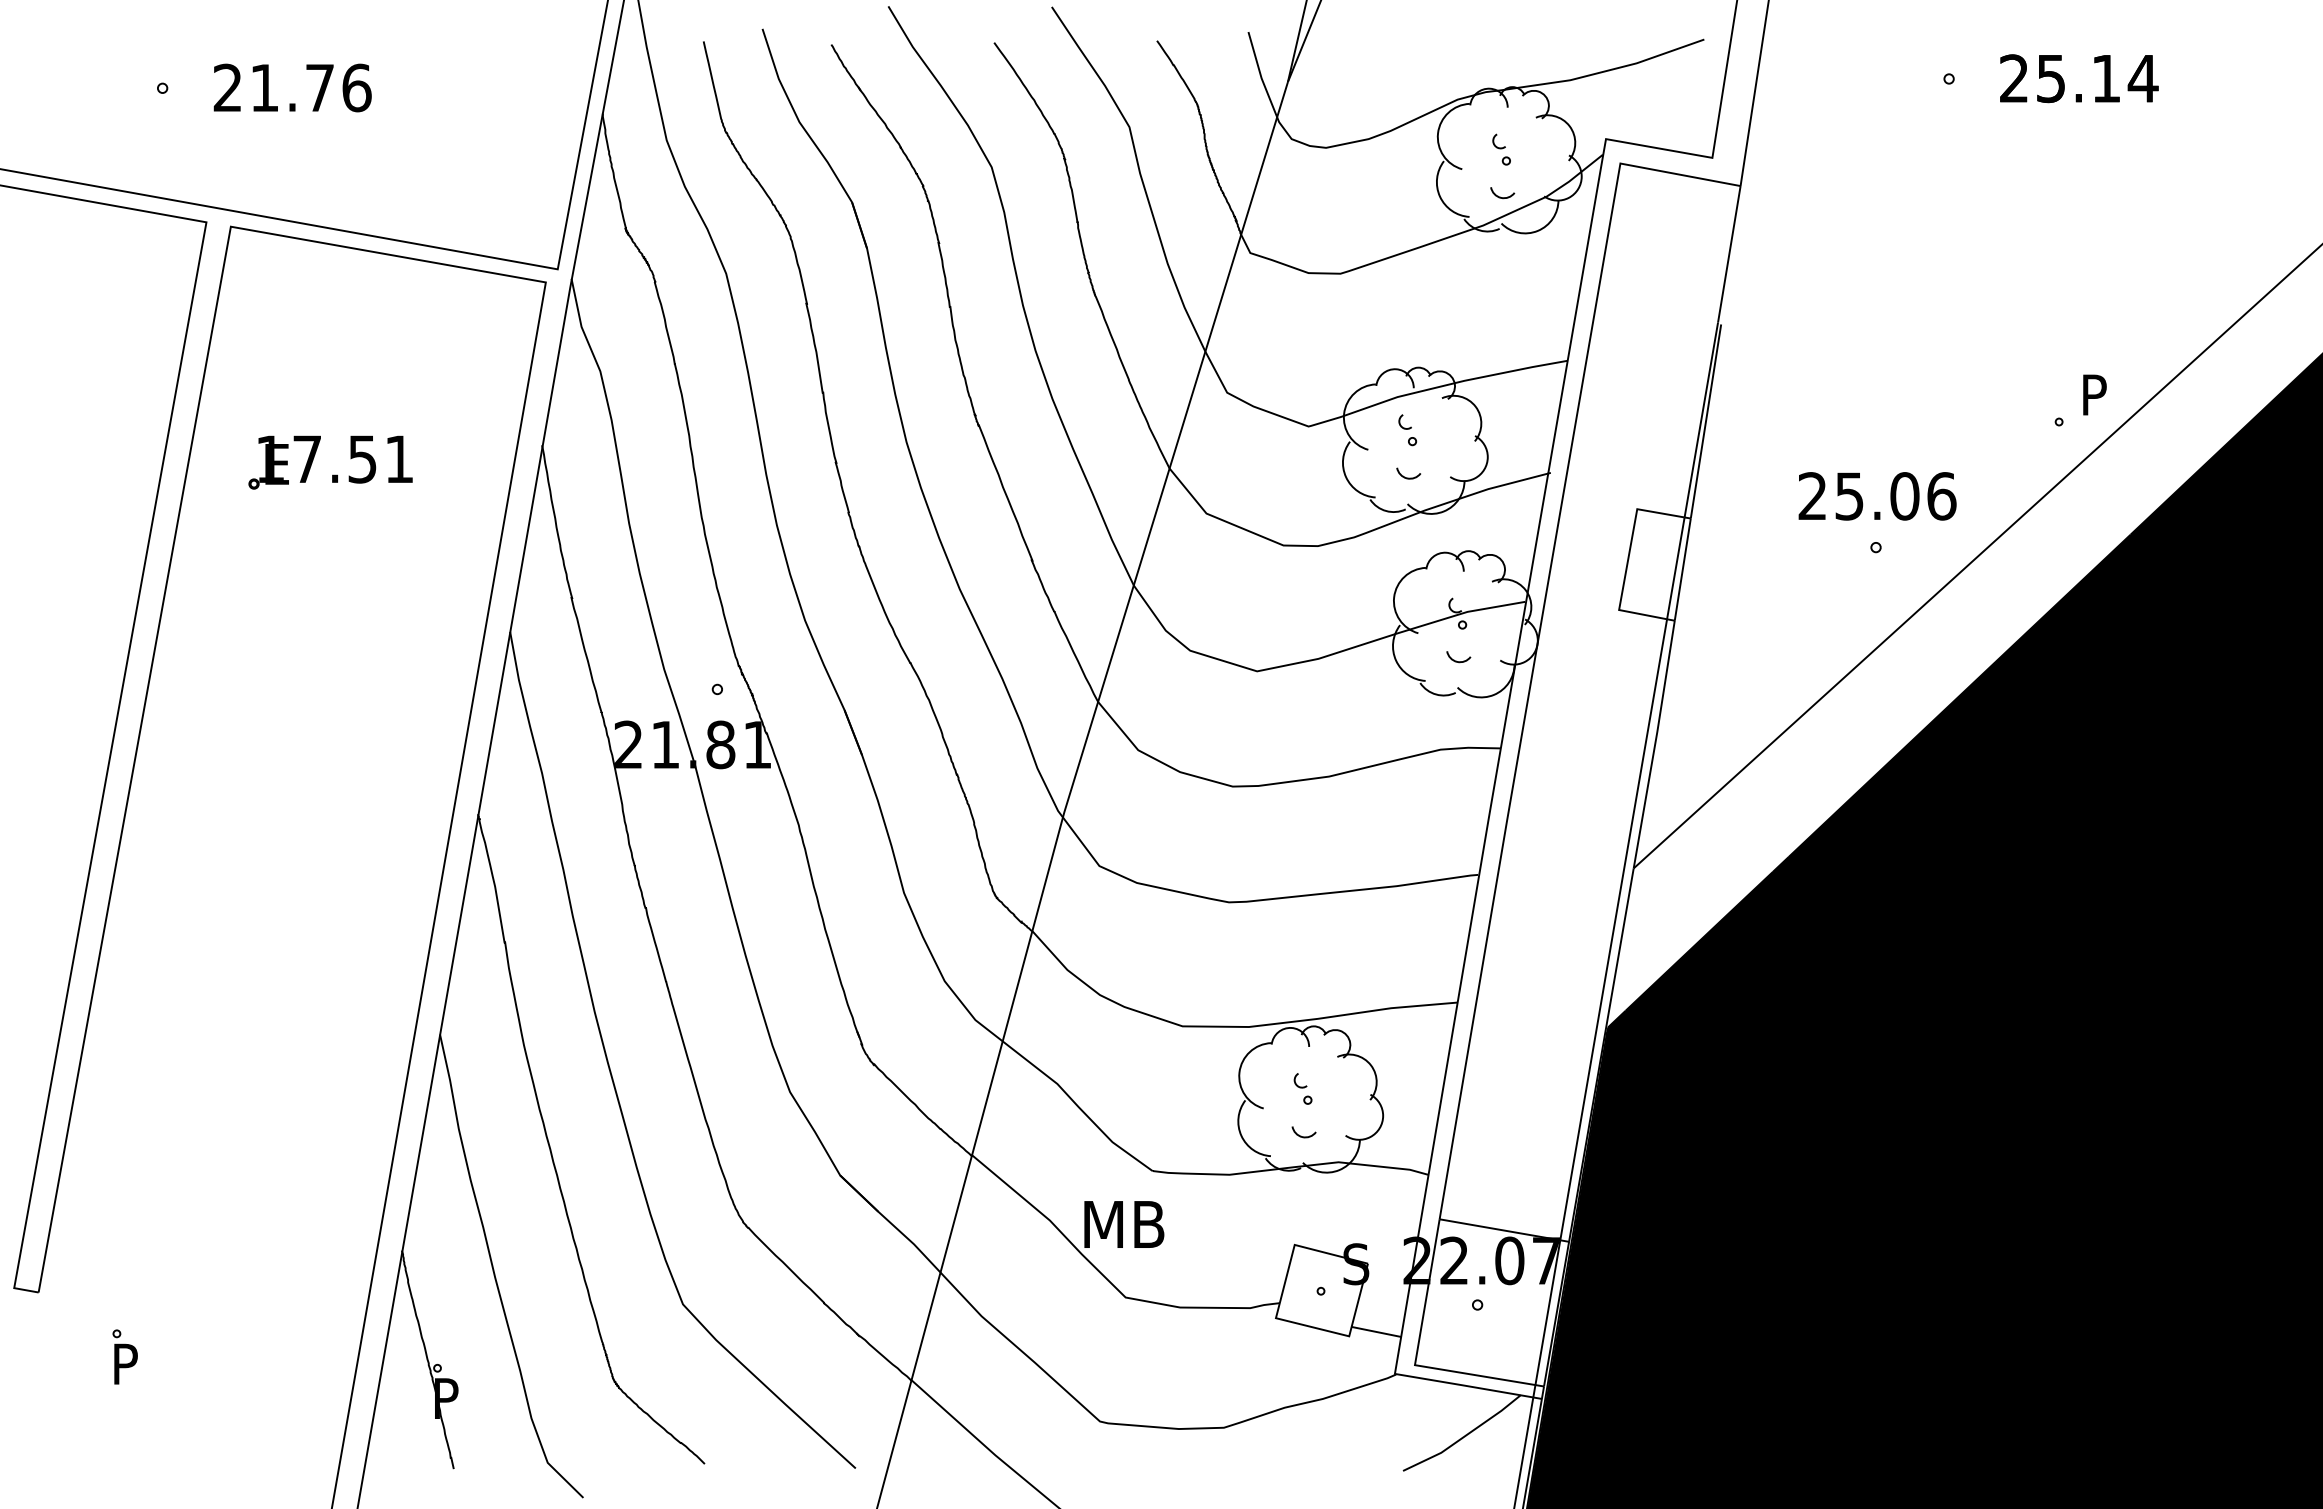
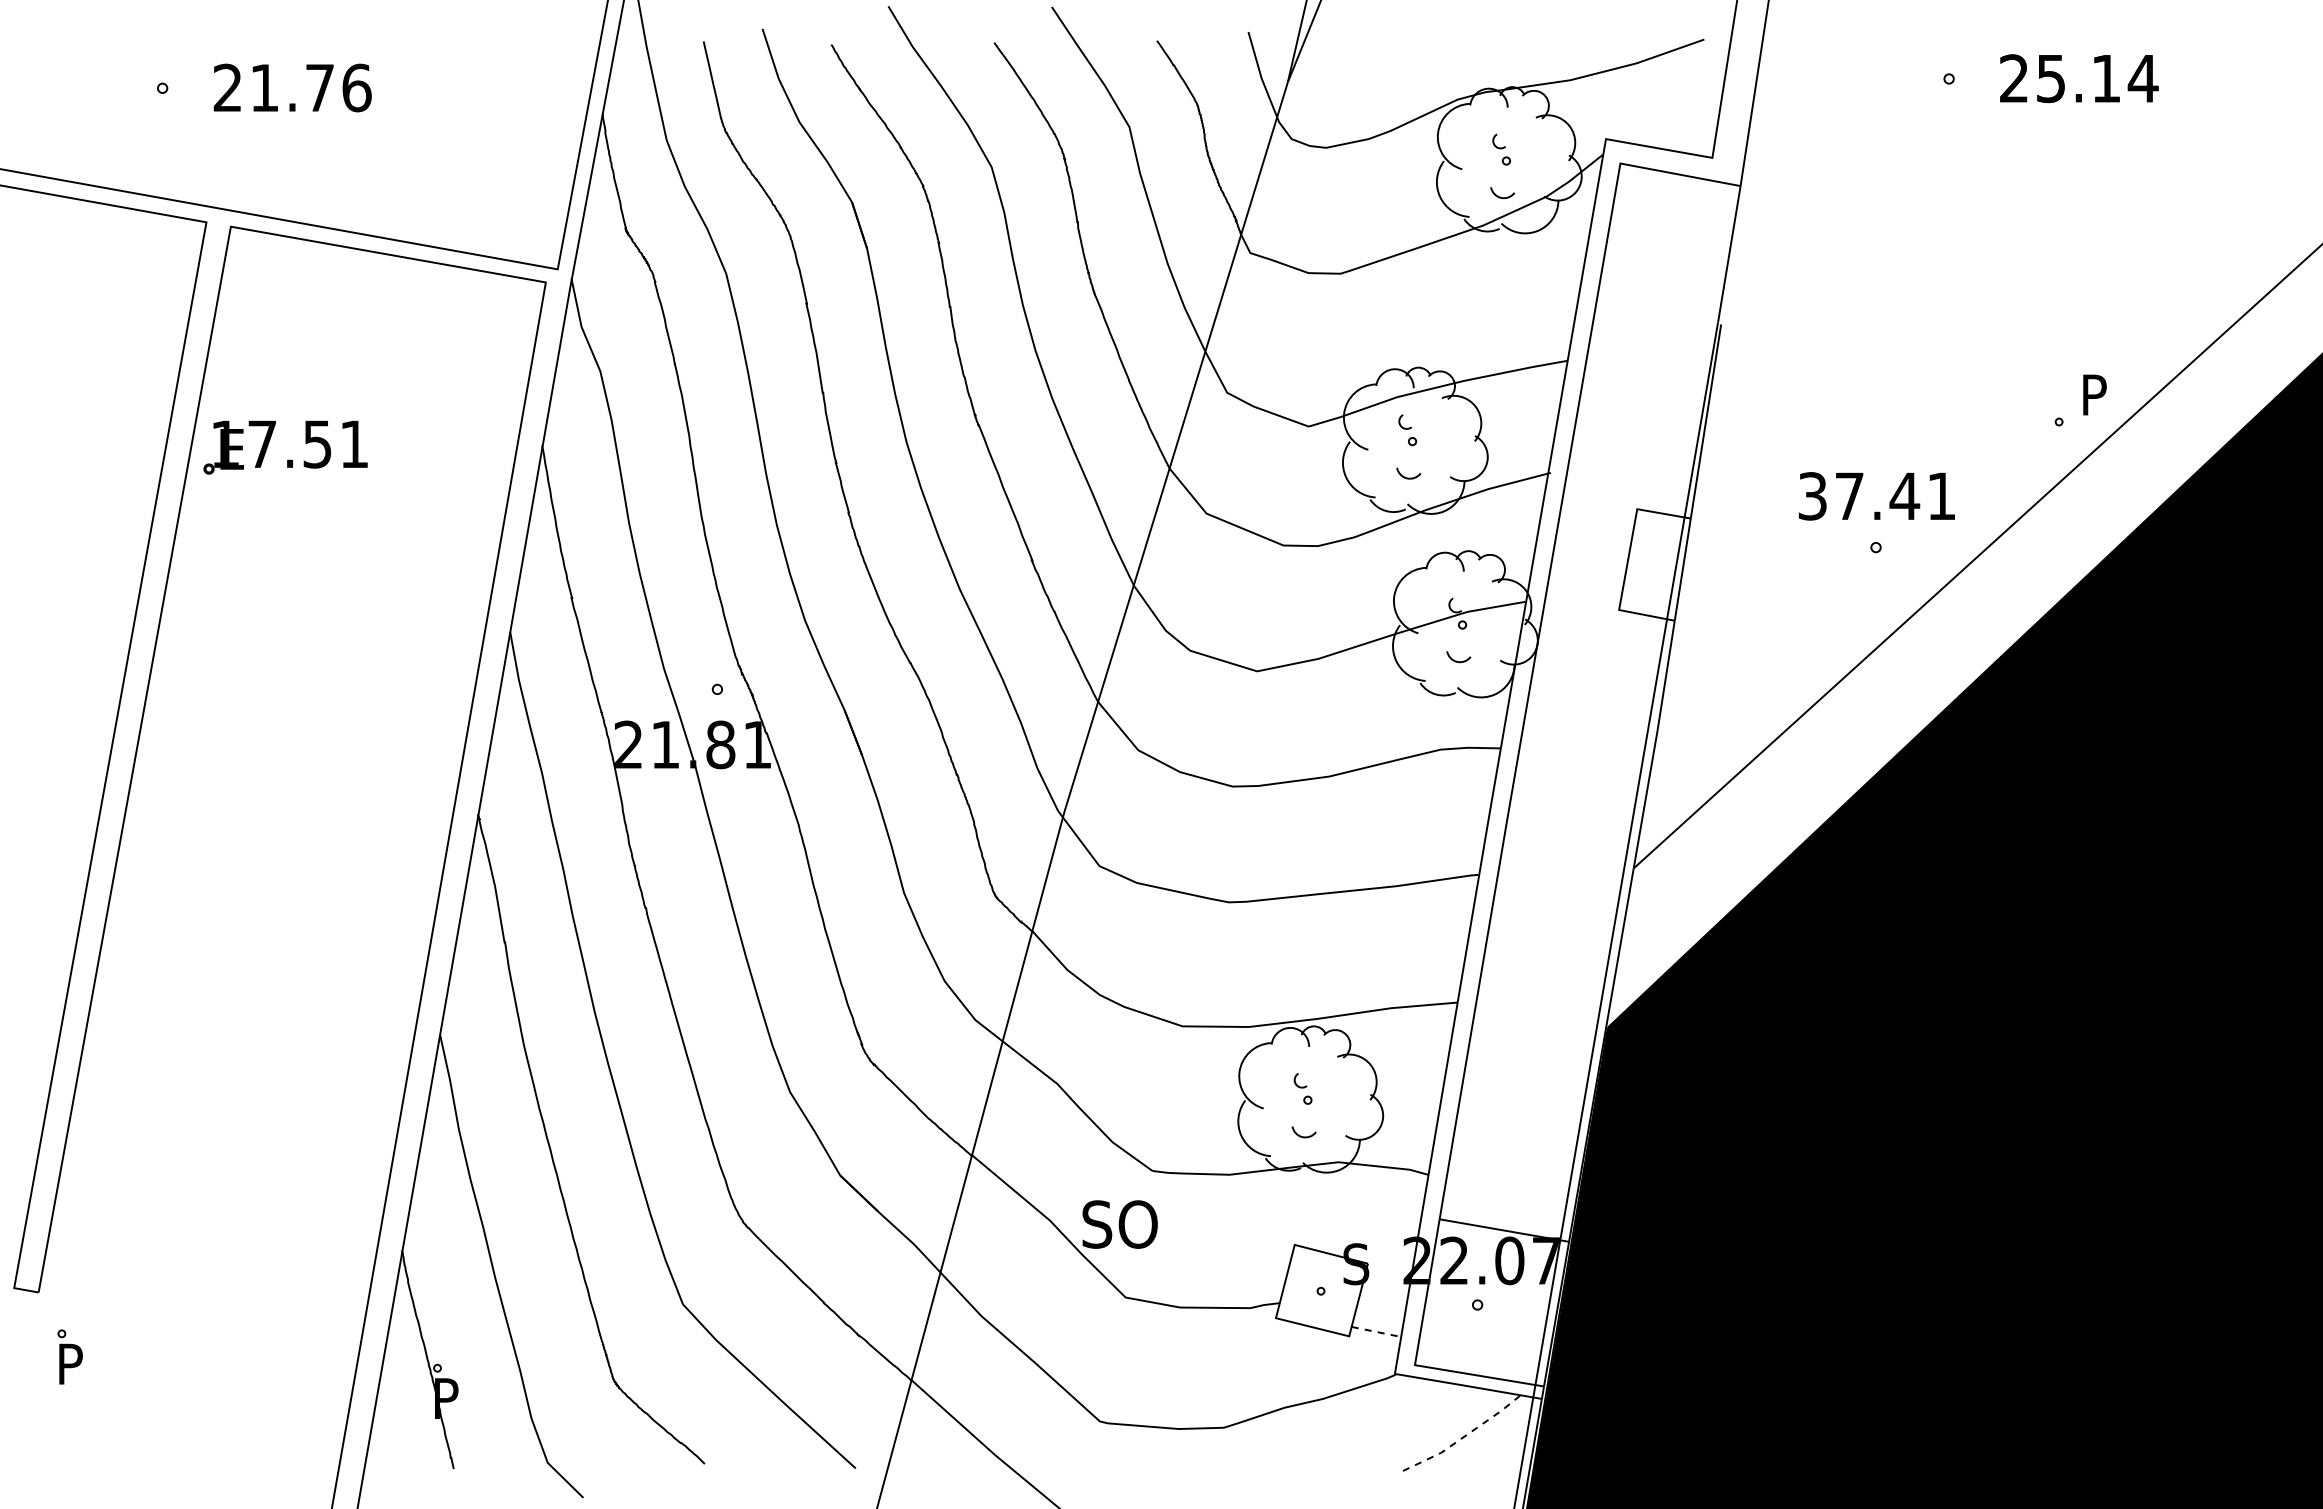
part position: (332, 474) -> (287, 459) (287, 459)
text: 25.06 -> 37.41 (1877, 496)
text: MB -> SO (1123, 1224)
line: solid -> dashed (1376, 1332)
part position: (124, 1356) -> (69, 1356) (69, 1356)
line: solid -> dashed (1464, 1436)
